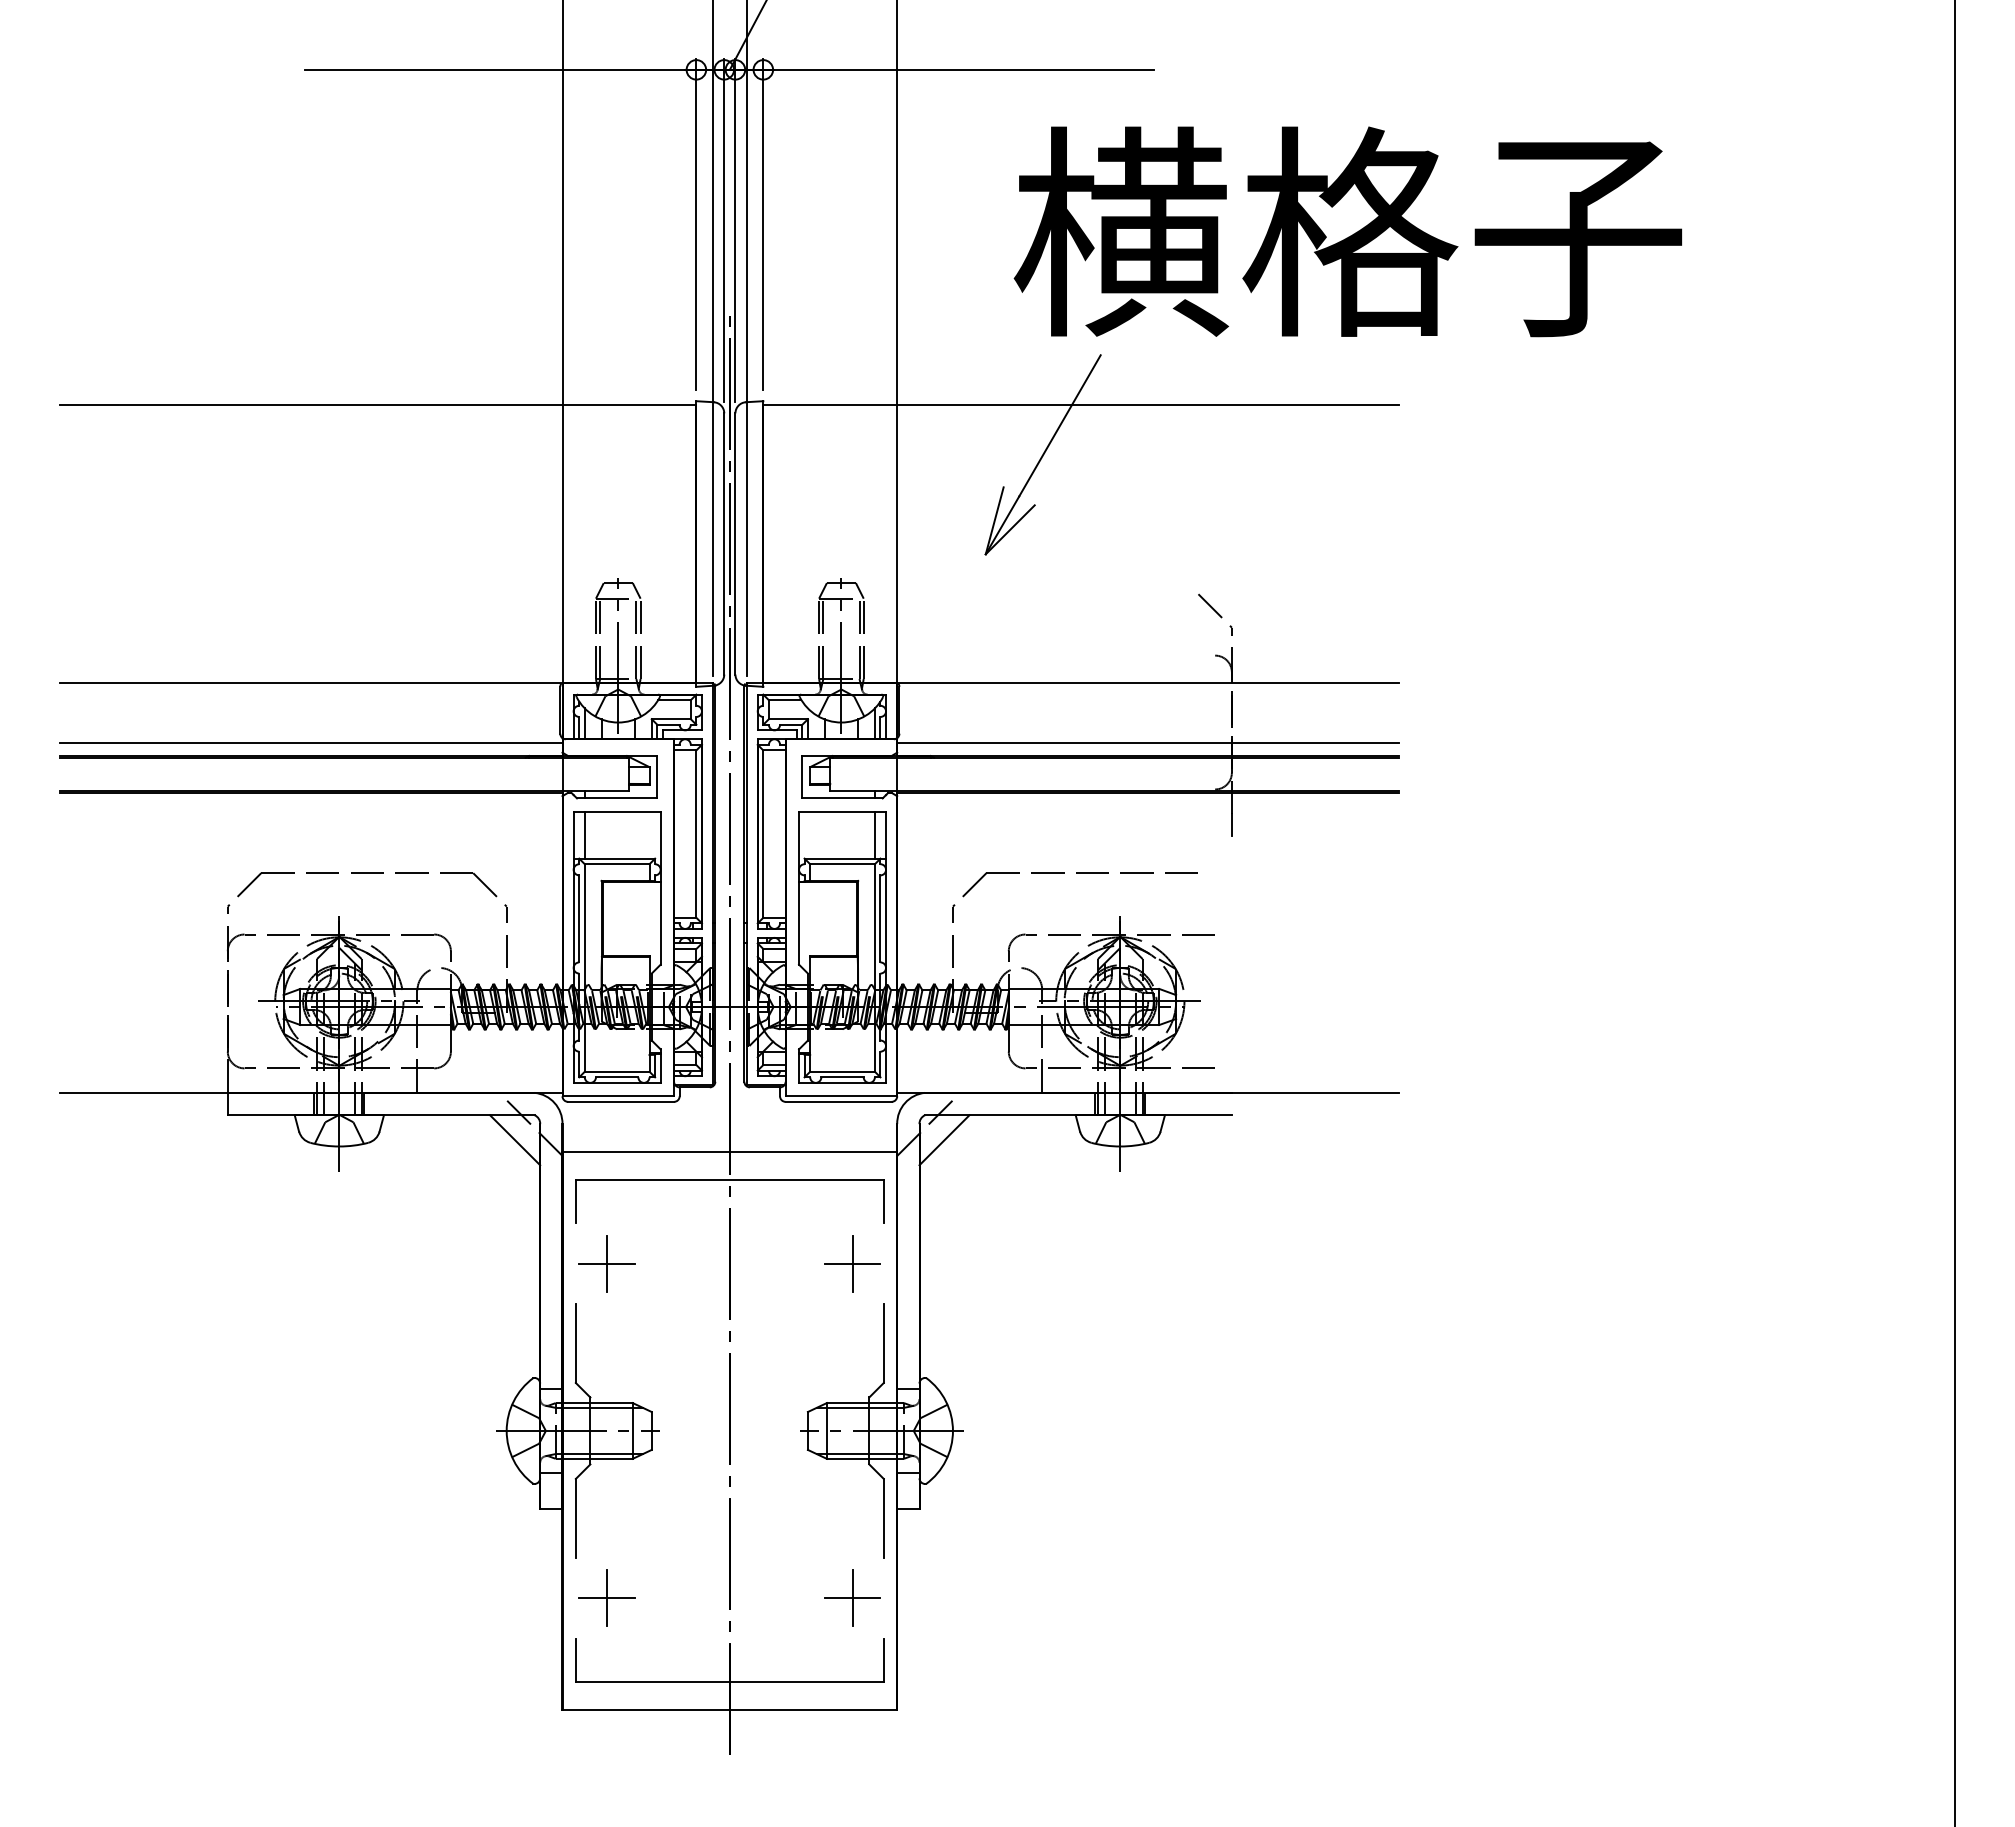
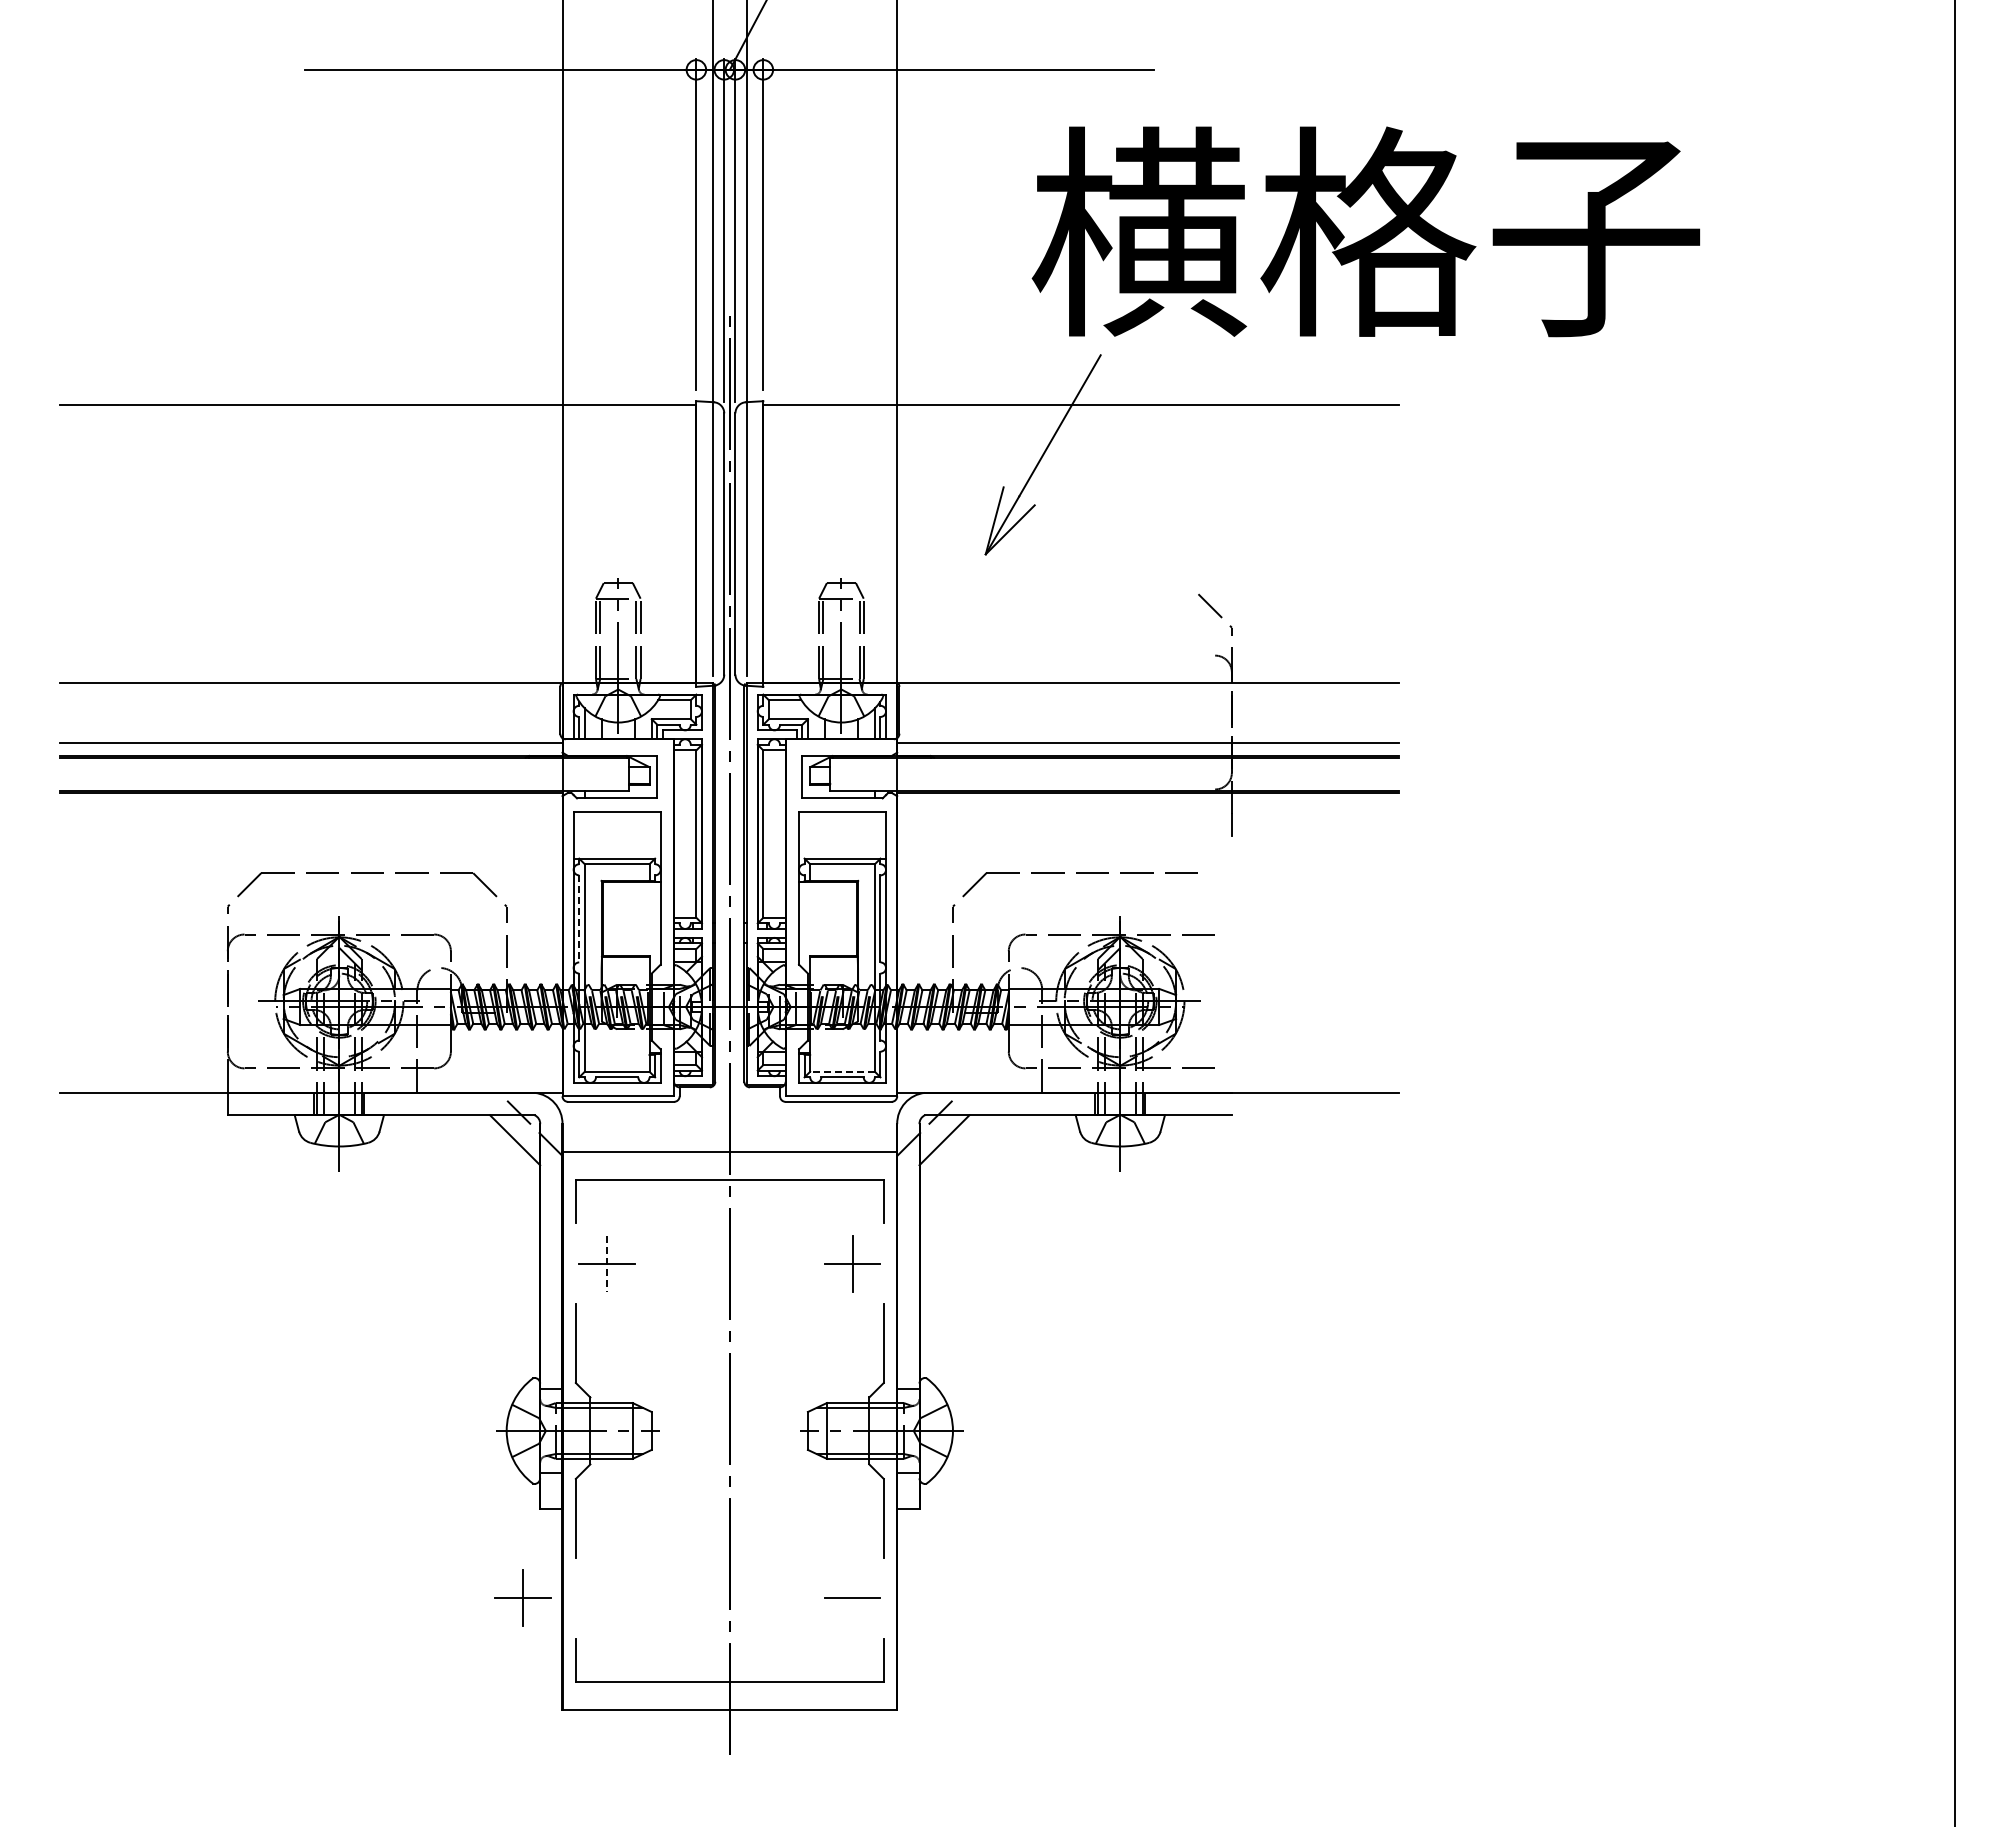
text position: (1347, 231) -> (1365, 231) (1365, 231)
line: present -> none (584, 834)
line: present -> none (874, 834)
line: solid -> dashed (579, 918)
line: solid -> dashed (842, 1071)
line: solid -> dashed (607, 1263)
part position: (606, 1597) -> (522, 1597) (522, 1597)
line: present -> none (852, 1598)
